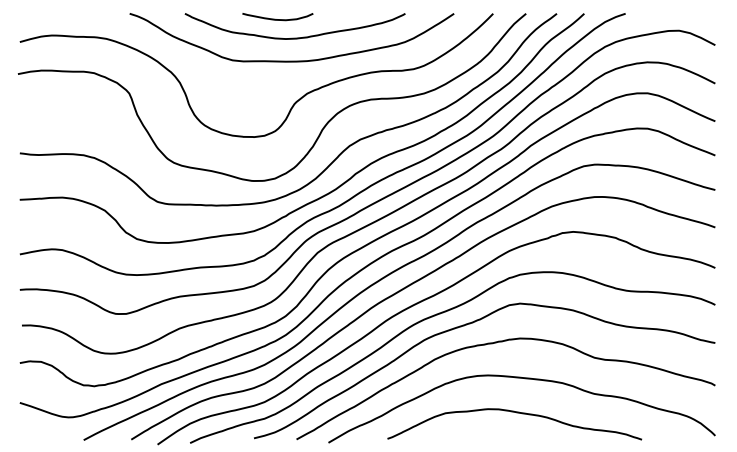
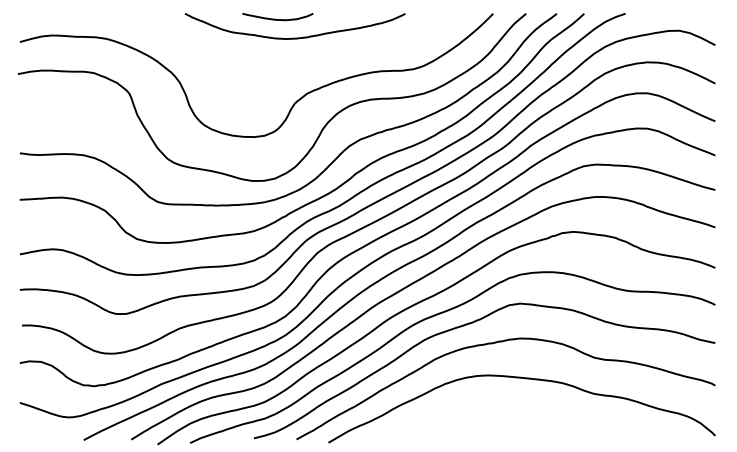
curve: present -> none (291, 60)
curve: present -> none (516, 413)
